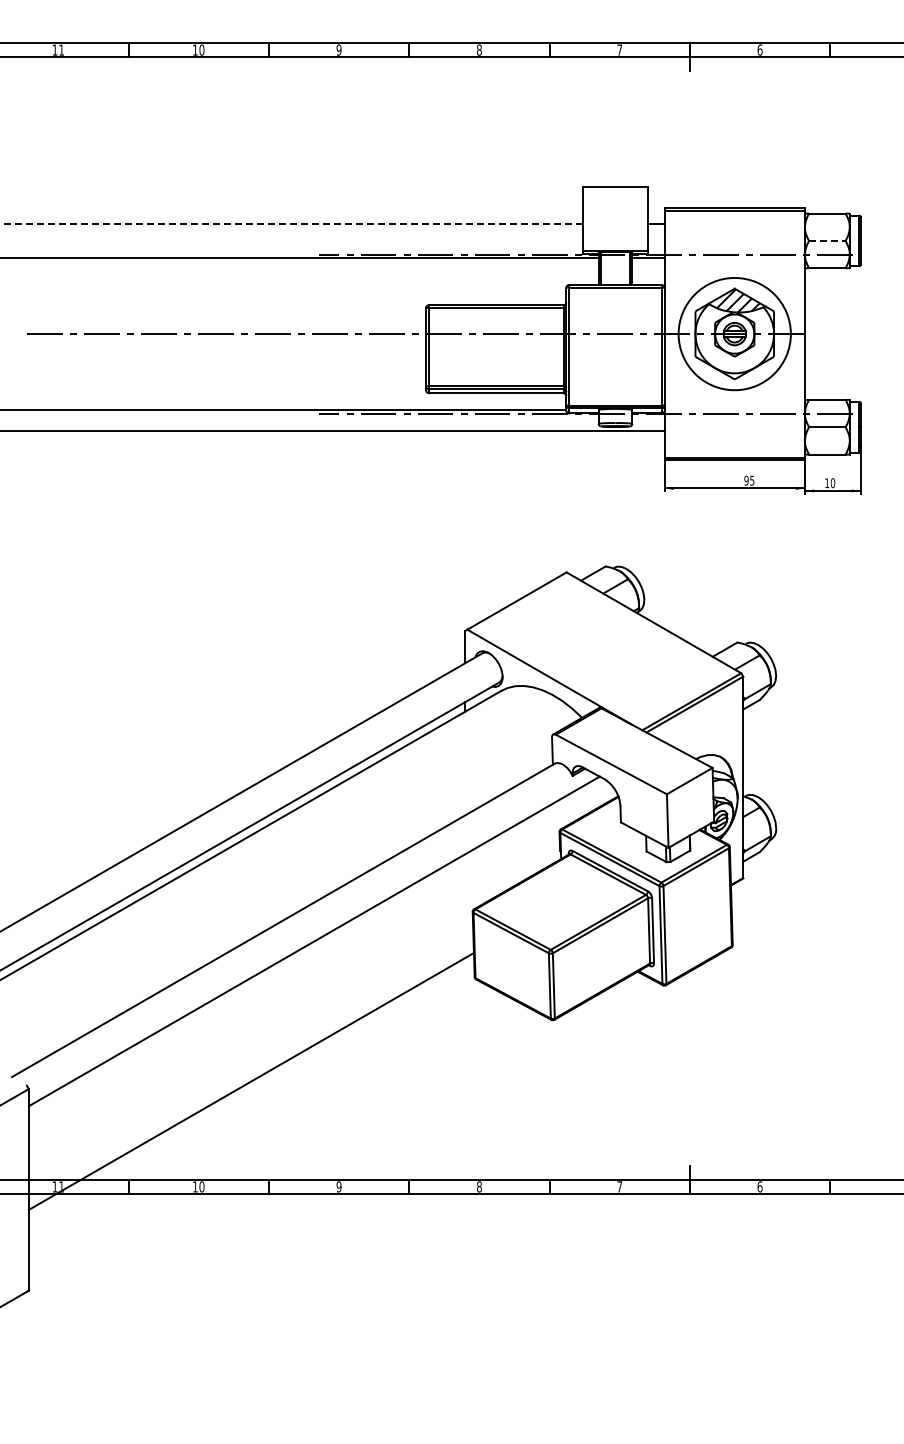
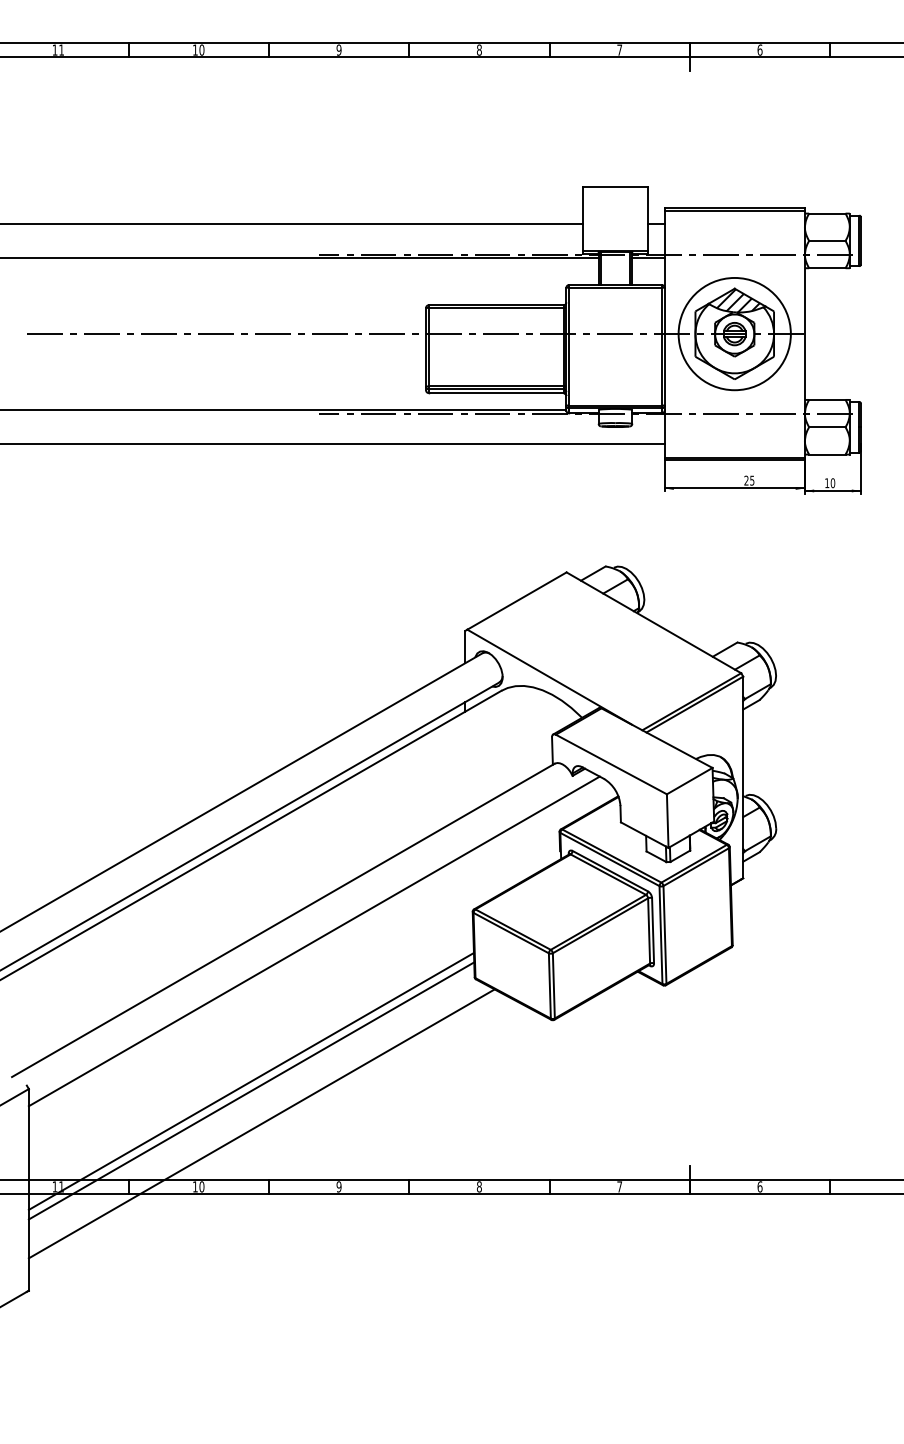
line: dashed -> solid (291, 224)
line: dashed -> solid (827, 240)
line position: (333, 431) -> (333, 444) (333, 444)
text: 95 -> 25 (746, 480)
line: none -> present (251, 1090)
line: none -> present (261, 1123)
